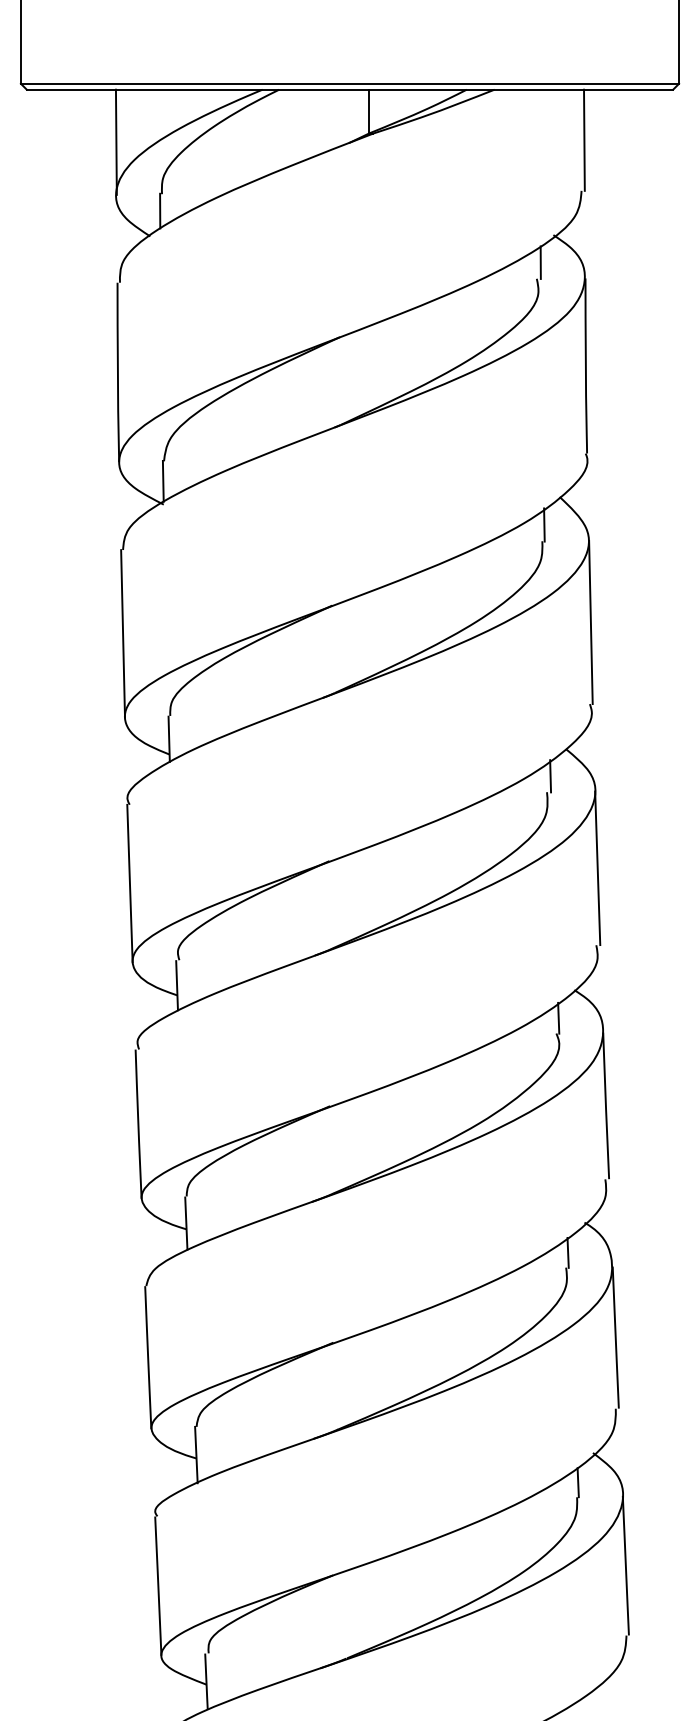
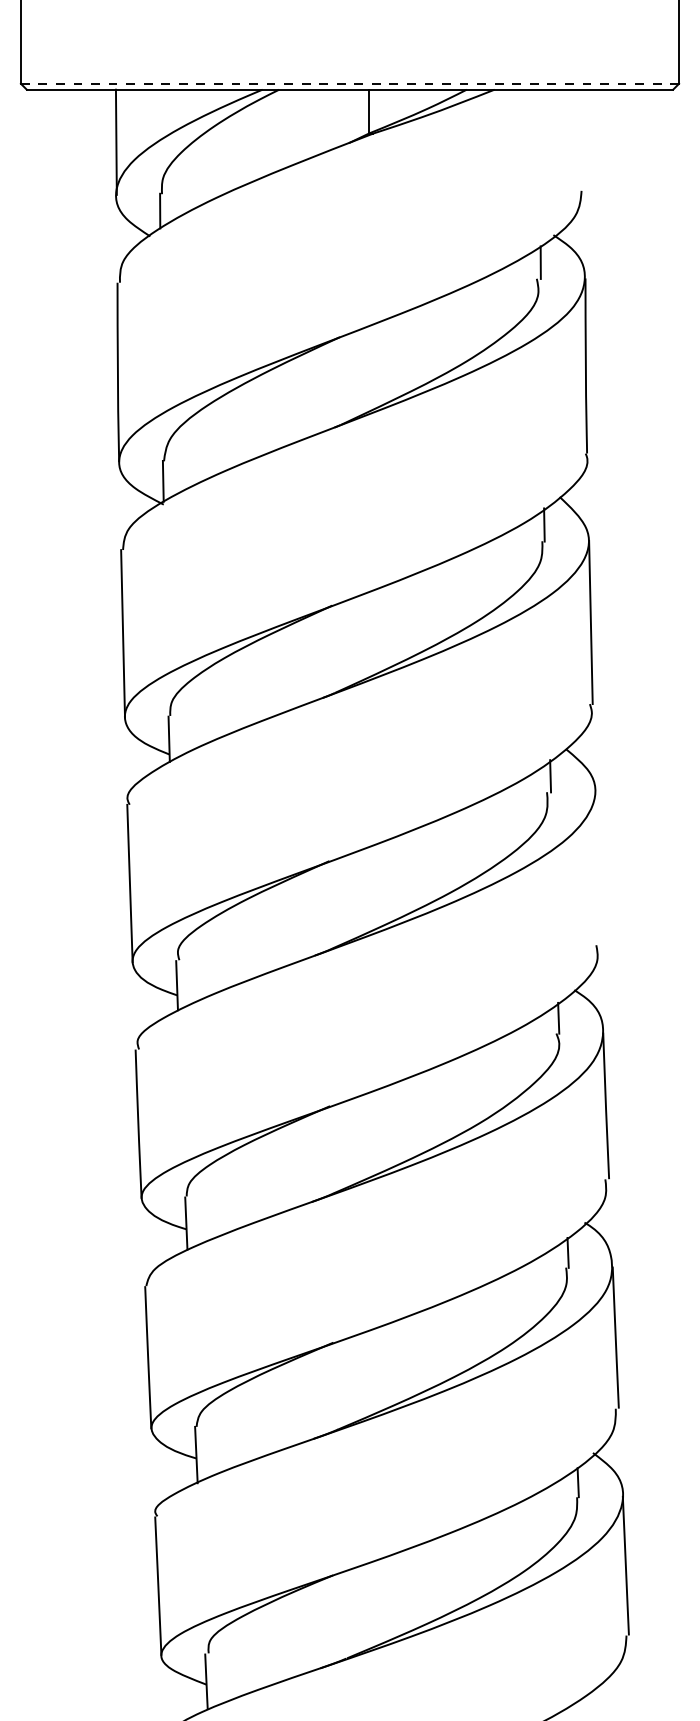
line: solid -> dashed (350, 83)
line: present -> none (584, 139)
line: present -> none (597, 868)
